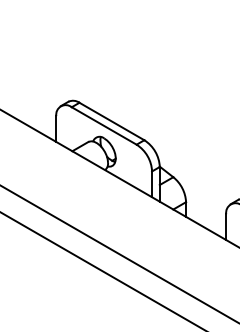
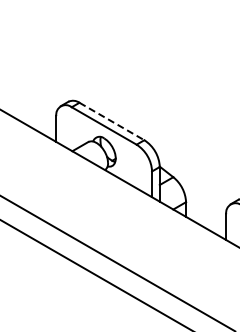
line: solid -> dashed (112, 121)
line position: (119, 253) -> (116, 262) (116, 262)
line position: (102, 270) -> (95, 274) (95, 274)
